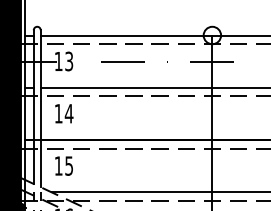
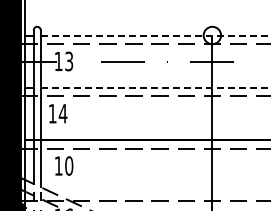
line: solid -> dashed (155, 35)
line: solid -> dashed (155, 87)
text position: (64, 113) -> (58, 113) (58, 113)
text: 15 -> 10 (69, 165)
line: present -> none (159, 192)
